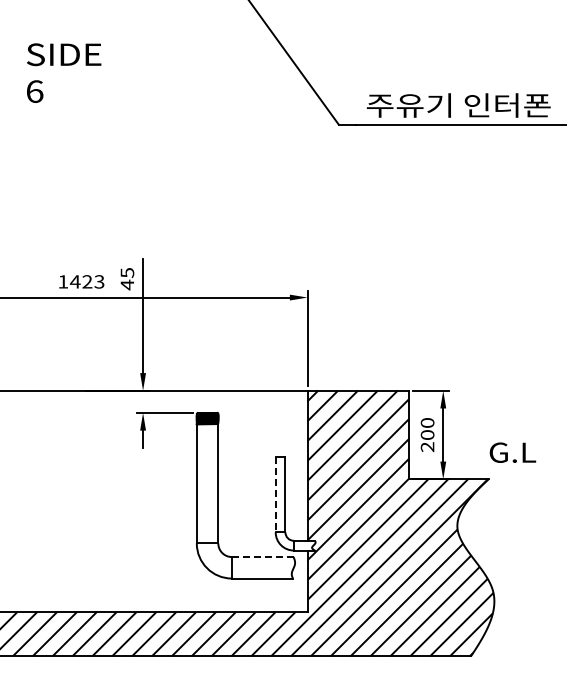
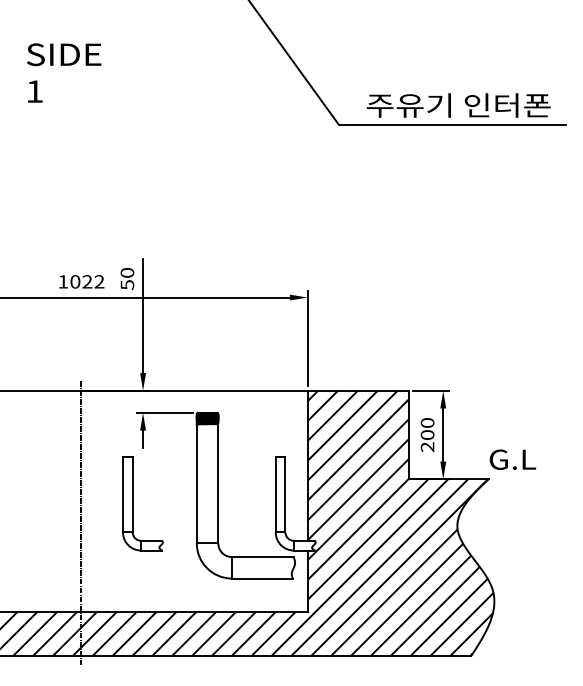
text: 6 -> 1 (35, 91)
text: 45 -> 50 (127, 279)
text: 1423 -> 1022 (86, 281)
text position: (512, 452) -> (512, 459) (512, 459)
line: dashed -> solid (275, 494)
part: none -> present (133, 503)
line: none -> present (81, 523)
line: dashed -> solid (262, 557)
